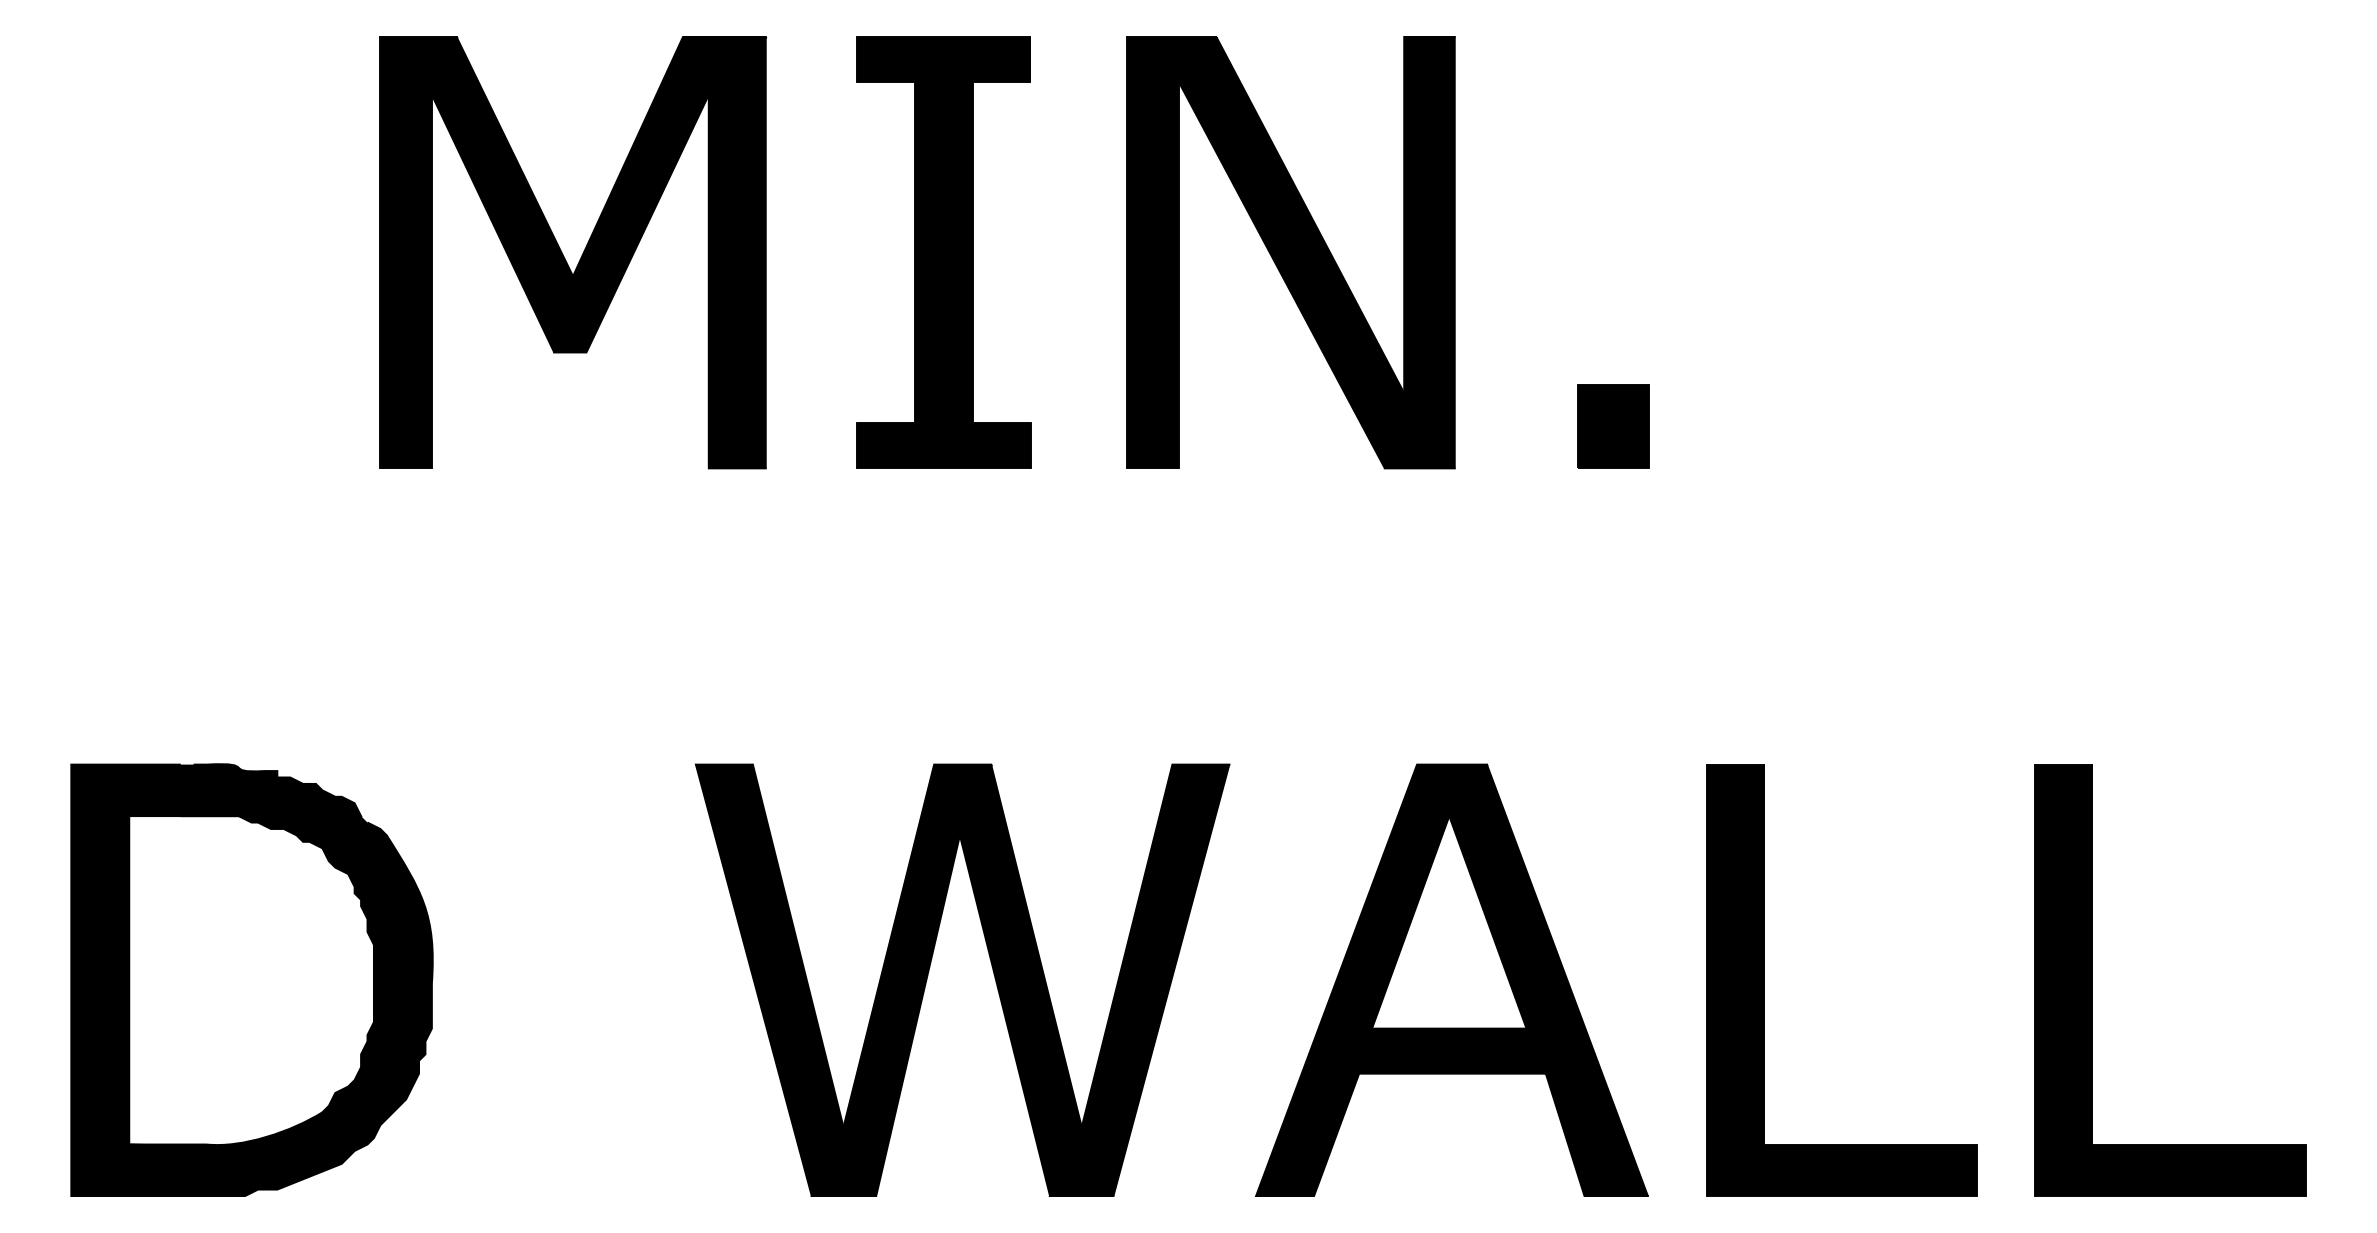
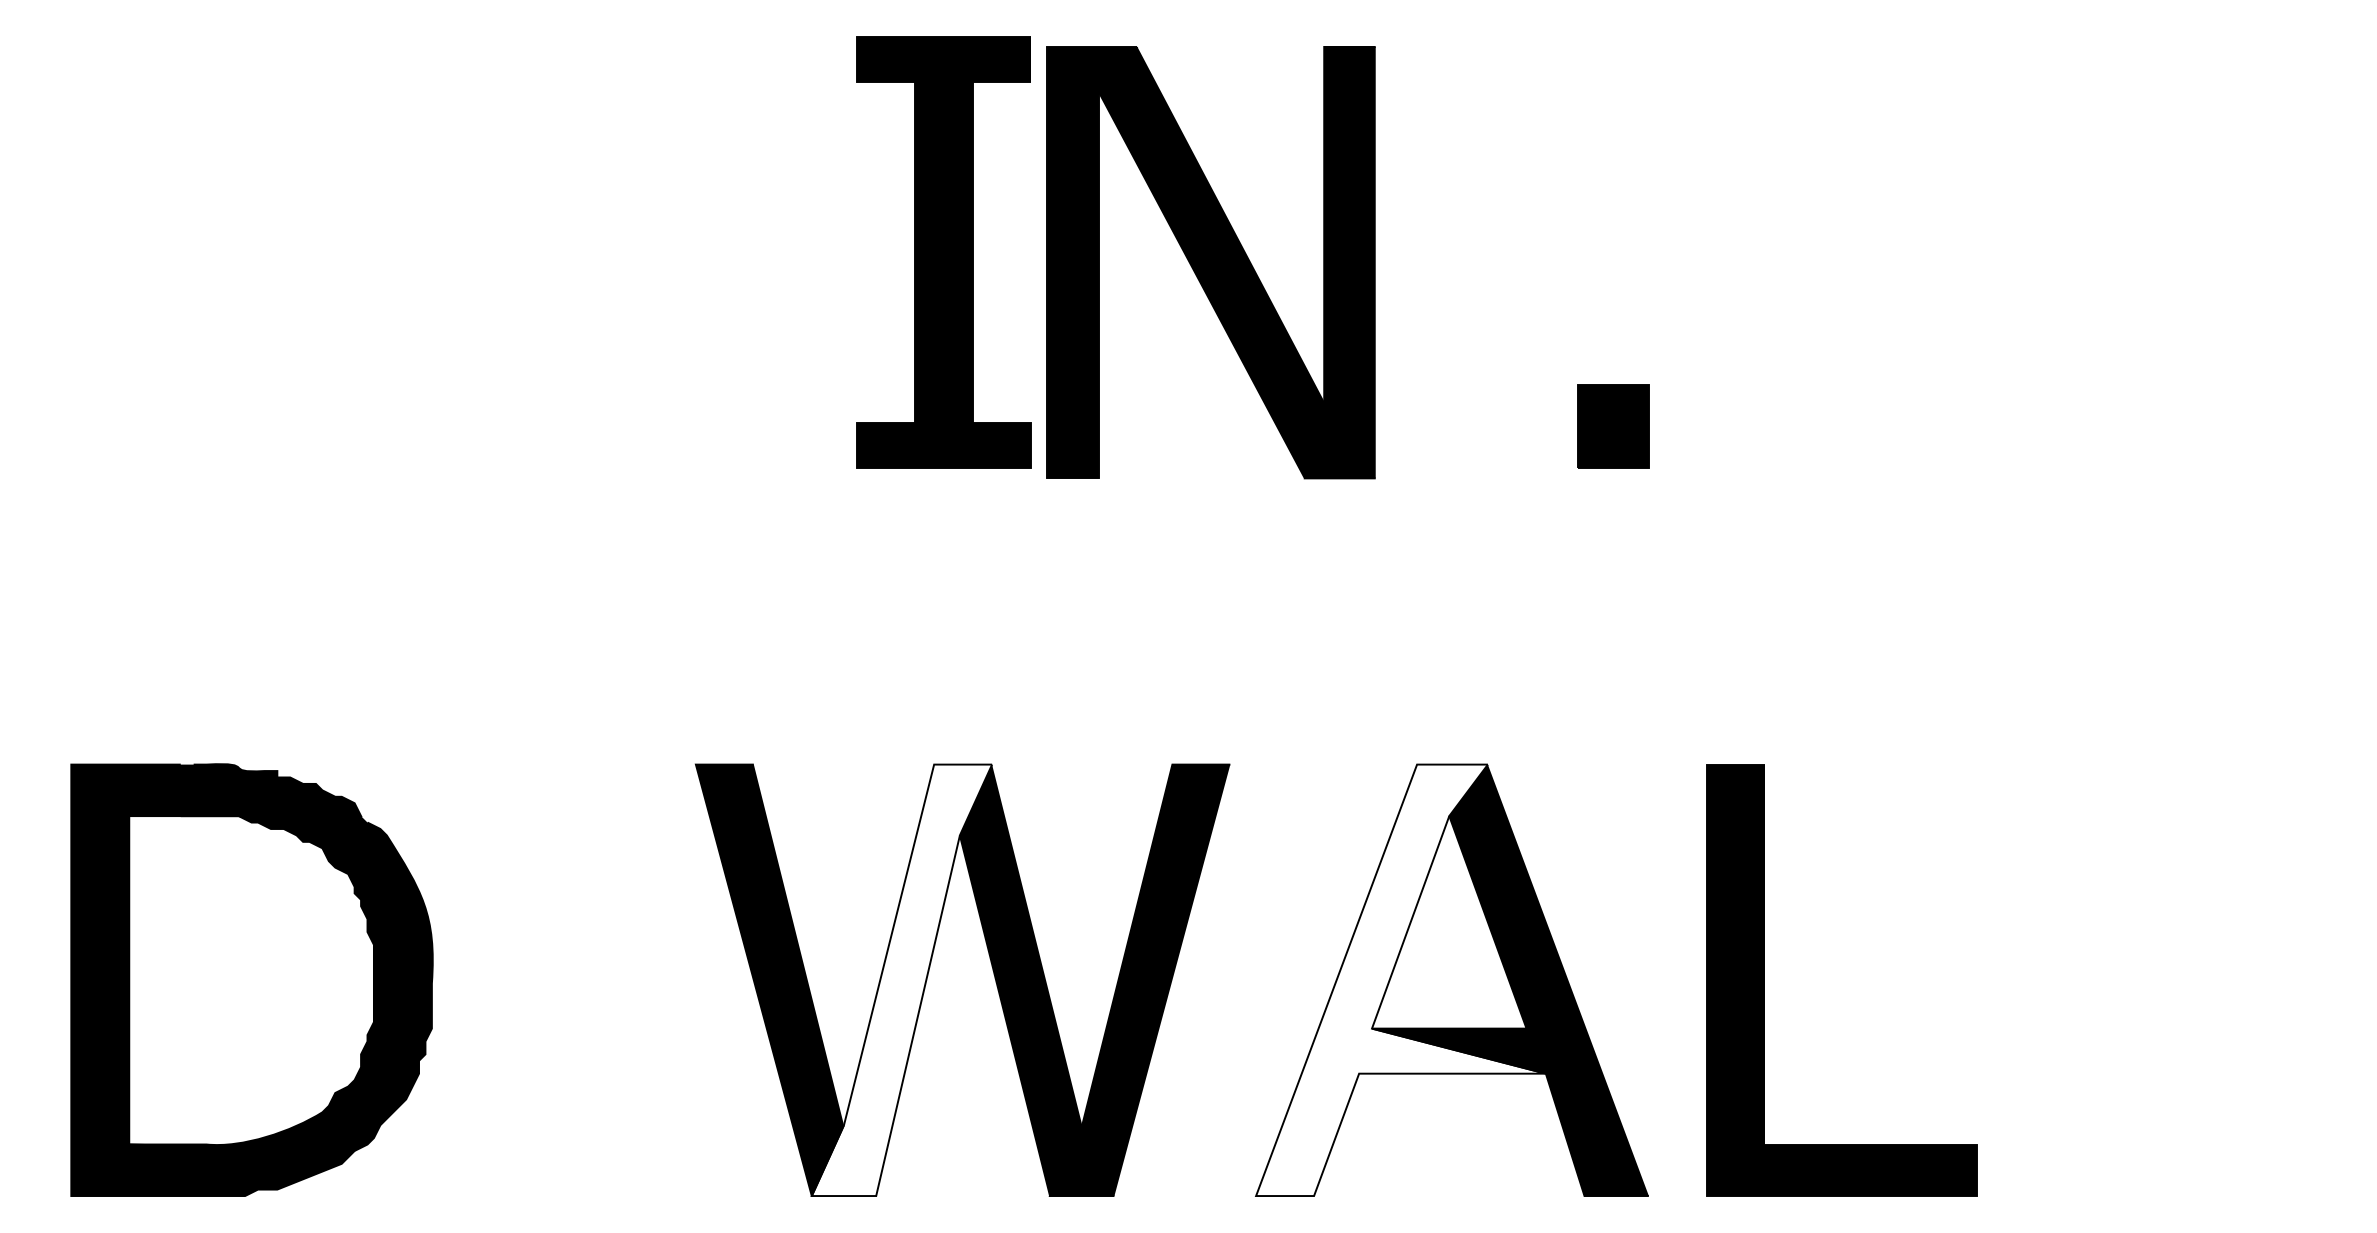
part position: (1290, 252) -> (1210, 262) (1210, 262)
part: present -> none (581, 255)
fill: present -> none (901, 980)
fill: present -> none (1400, 980)
part: present -> none (2092, 980)
